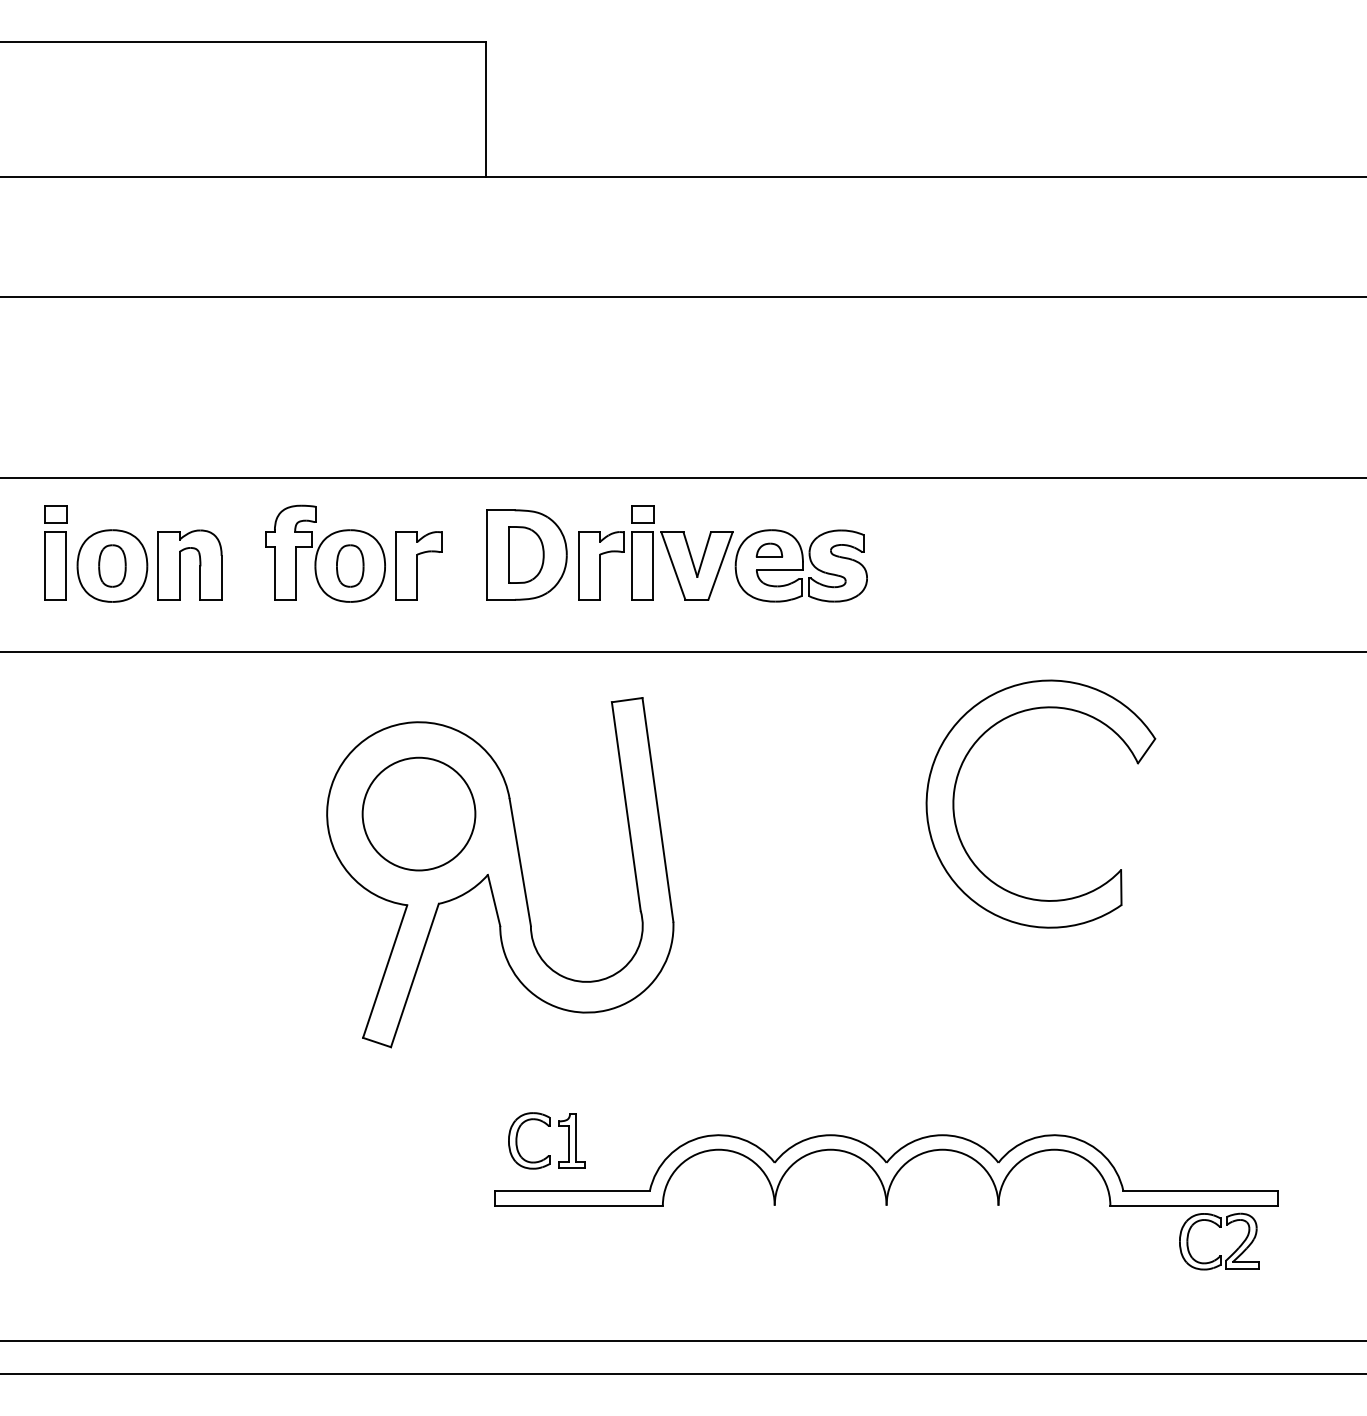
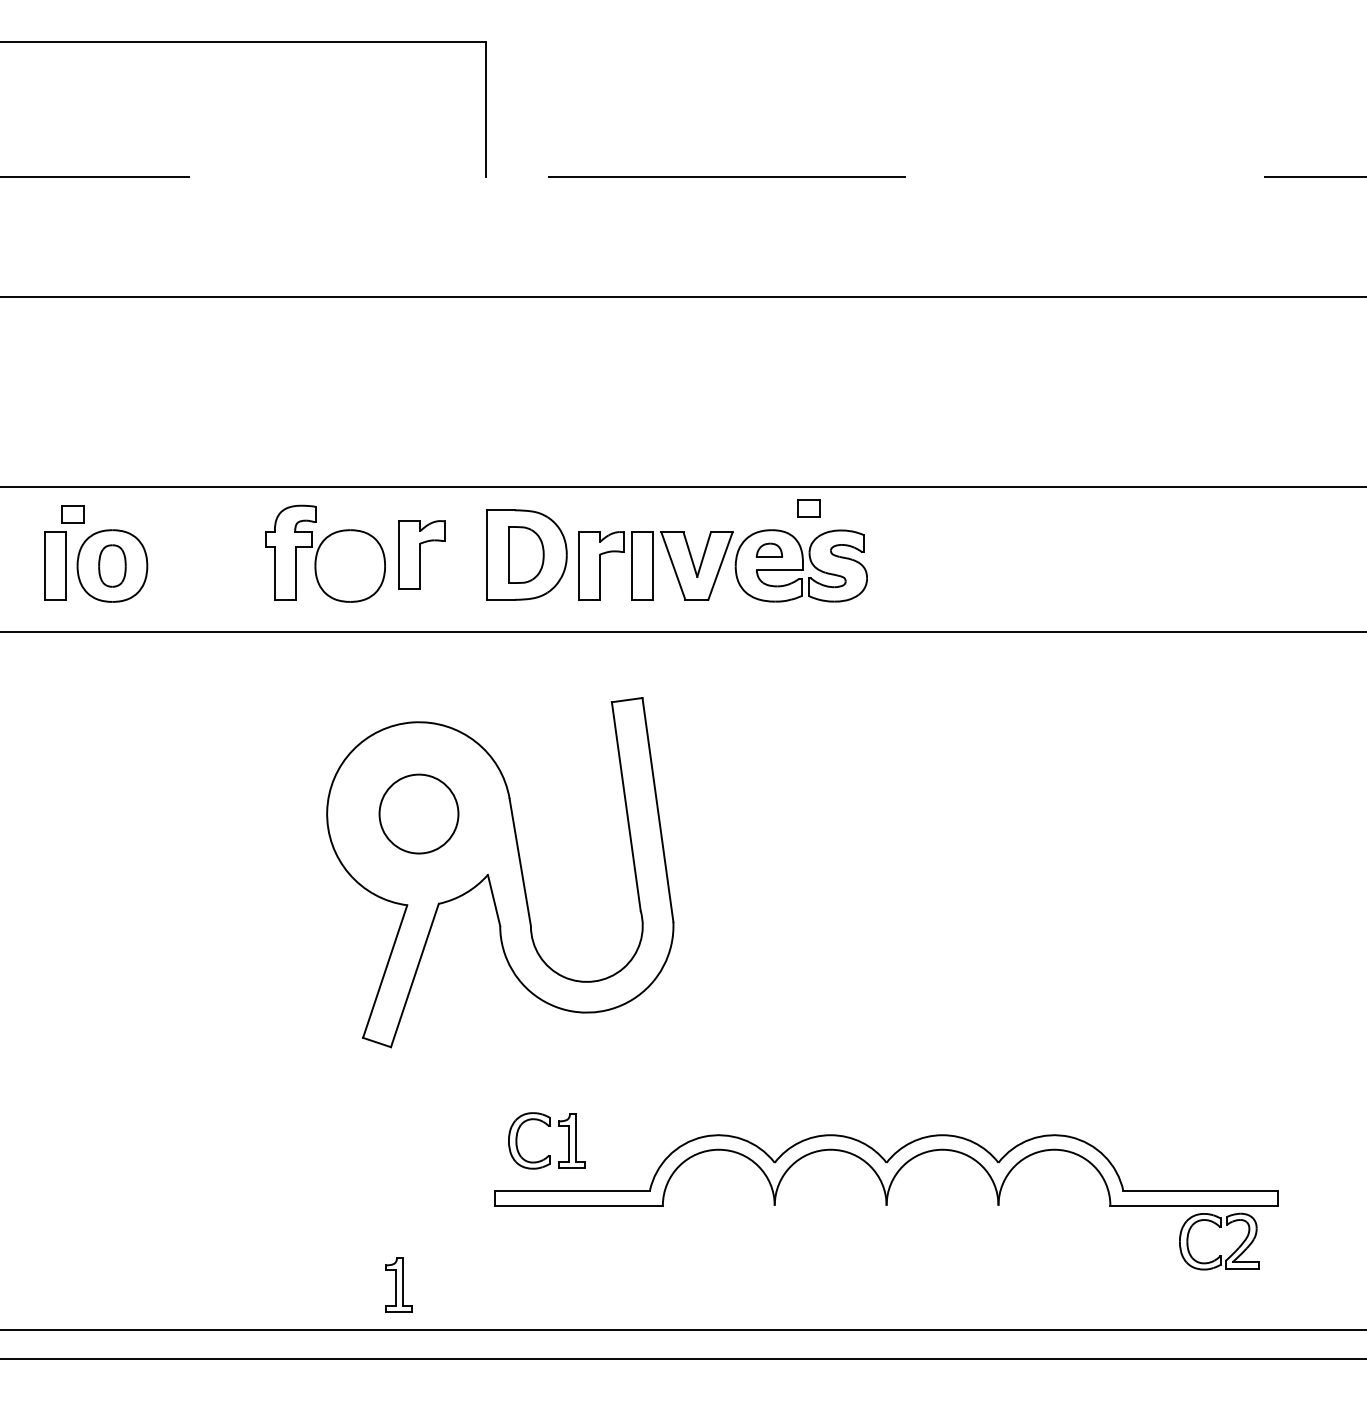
line: solid -> dashed (683, 176)
line position: (682, 478) -> (682, 487) (682, 487)
part position: (55, 514) -> (72, 514) (72, 514)
part position: (642, 514) -> (808, 508) (808, 508)
part: present -> none (180, 564)
part: present -> none (350, 565)
part position: (418, 565) -> (421, 554) (421, 554)
line position: (682, 652) -> (682, 632) (682, 632)
part: present -> none (955, 791)
circle size: 116x116 px -> 82x82 px (418, 813)
part: none -> present (398, 1284)
line position: (682, 1341) -> (682, 1330) (682, 1330)
line position: (682, 1373) -> (682, 1358) (682, 1358)
